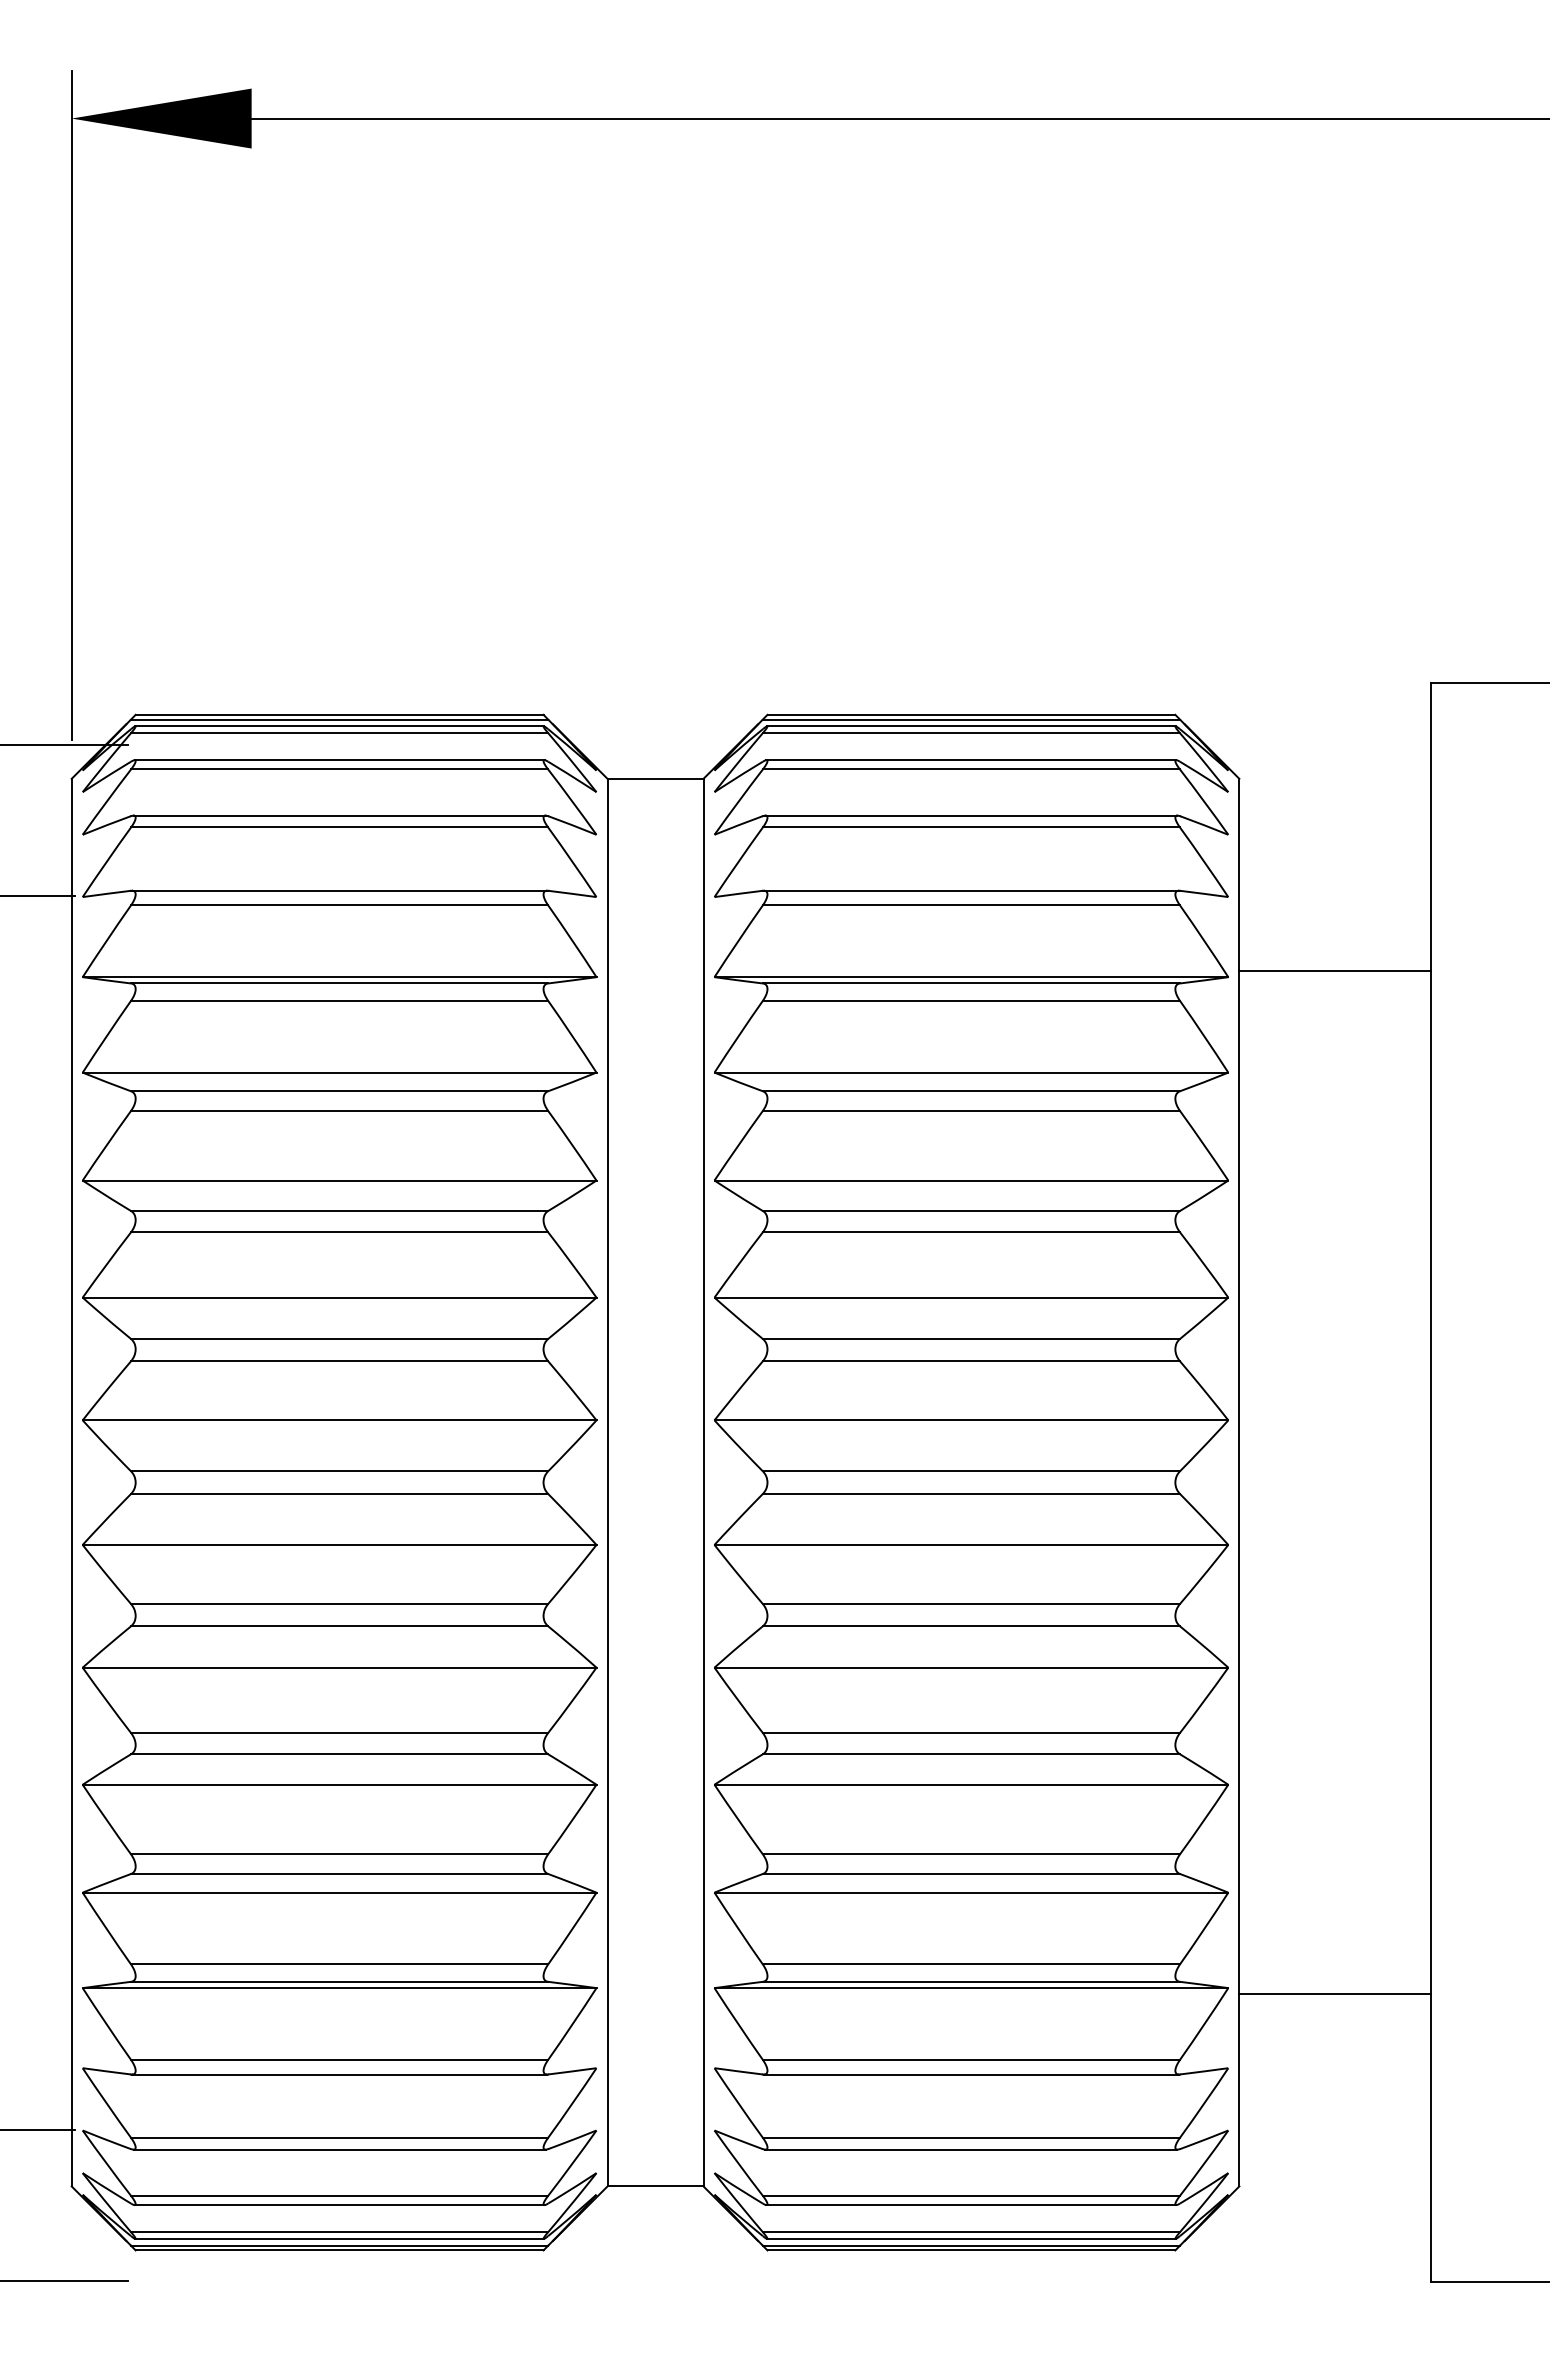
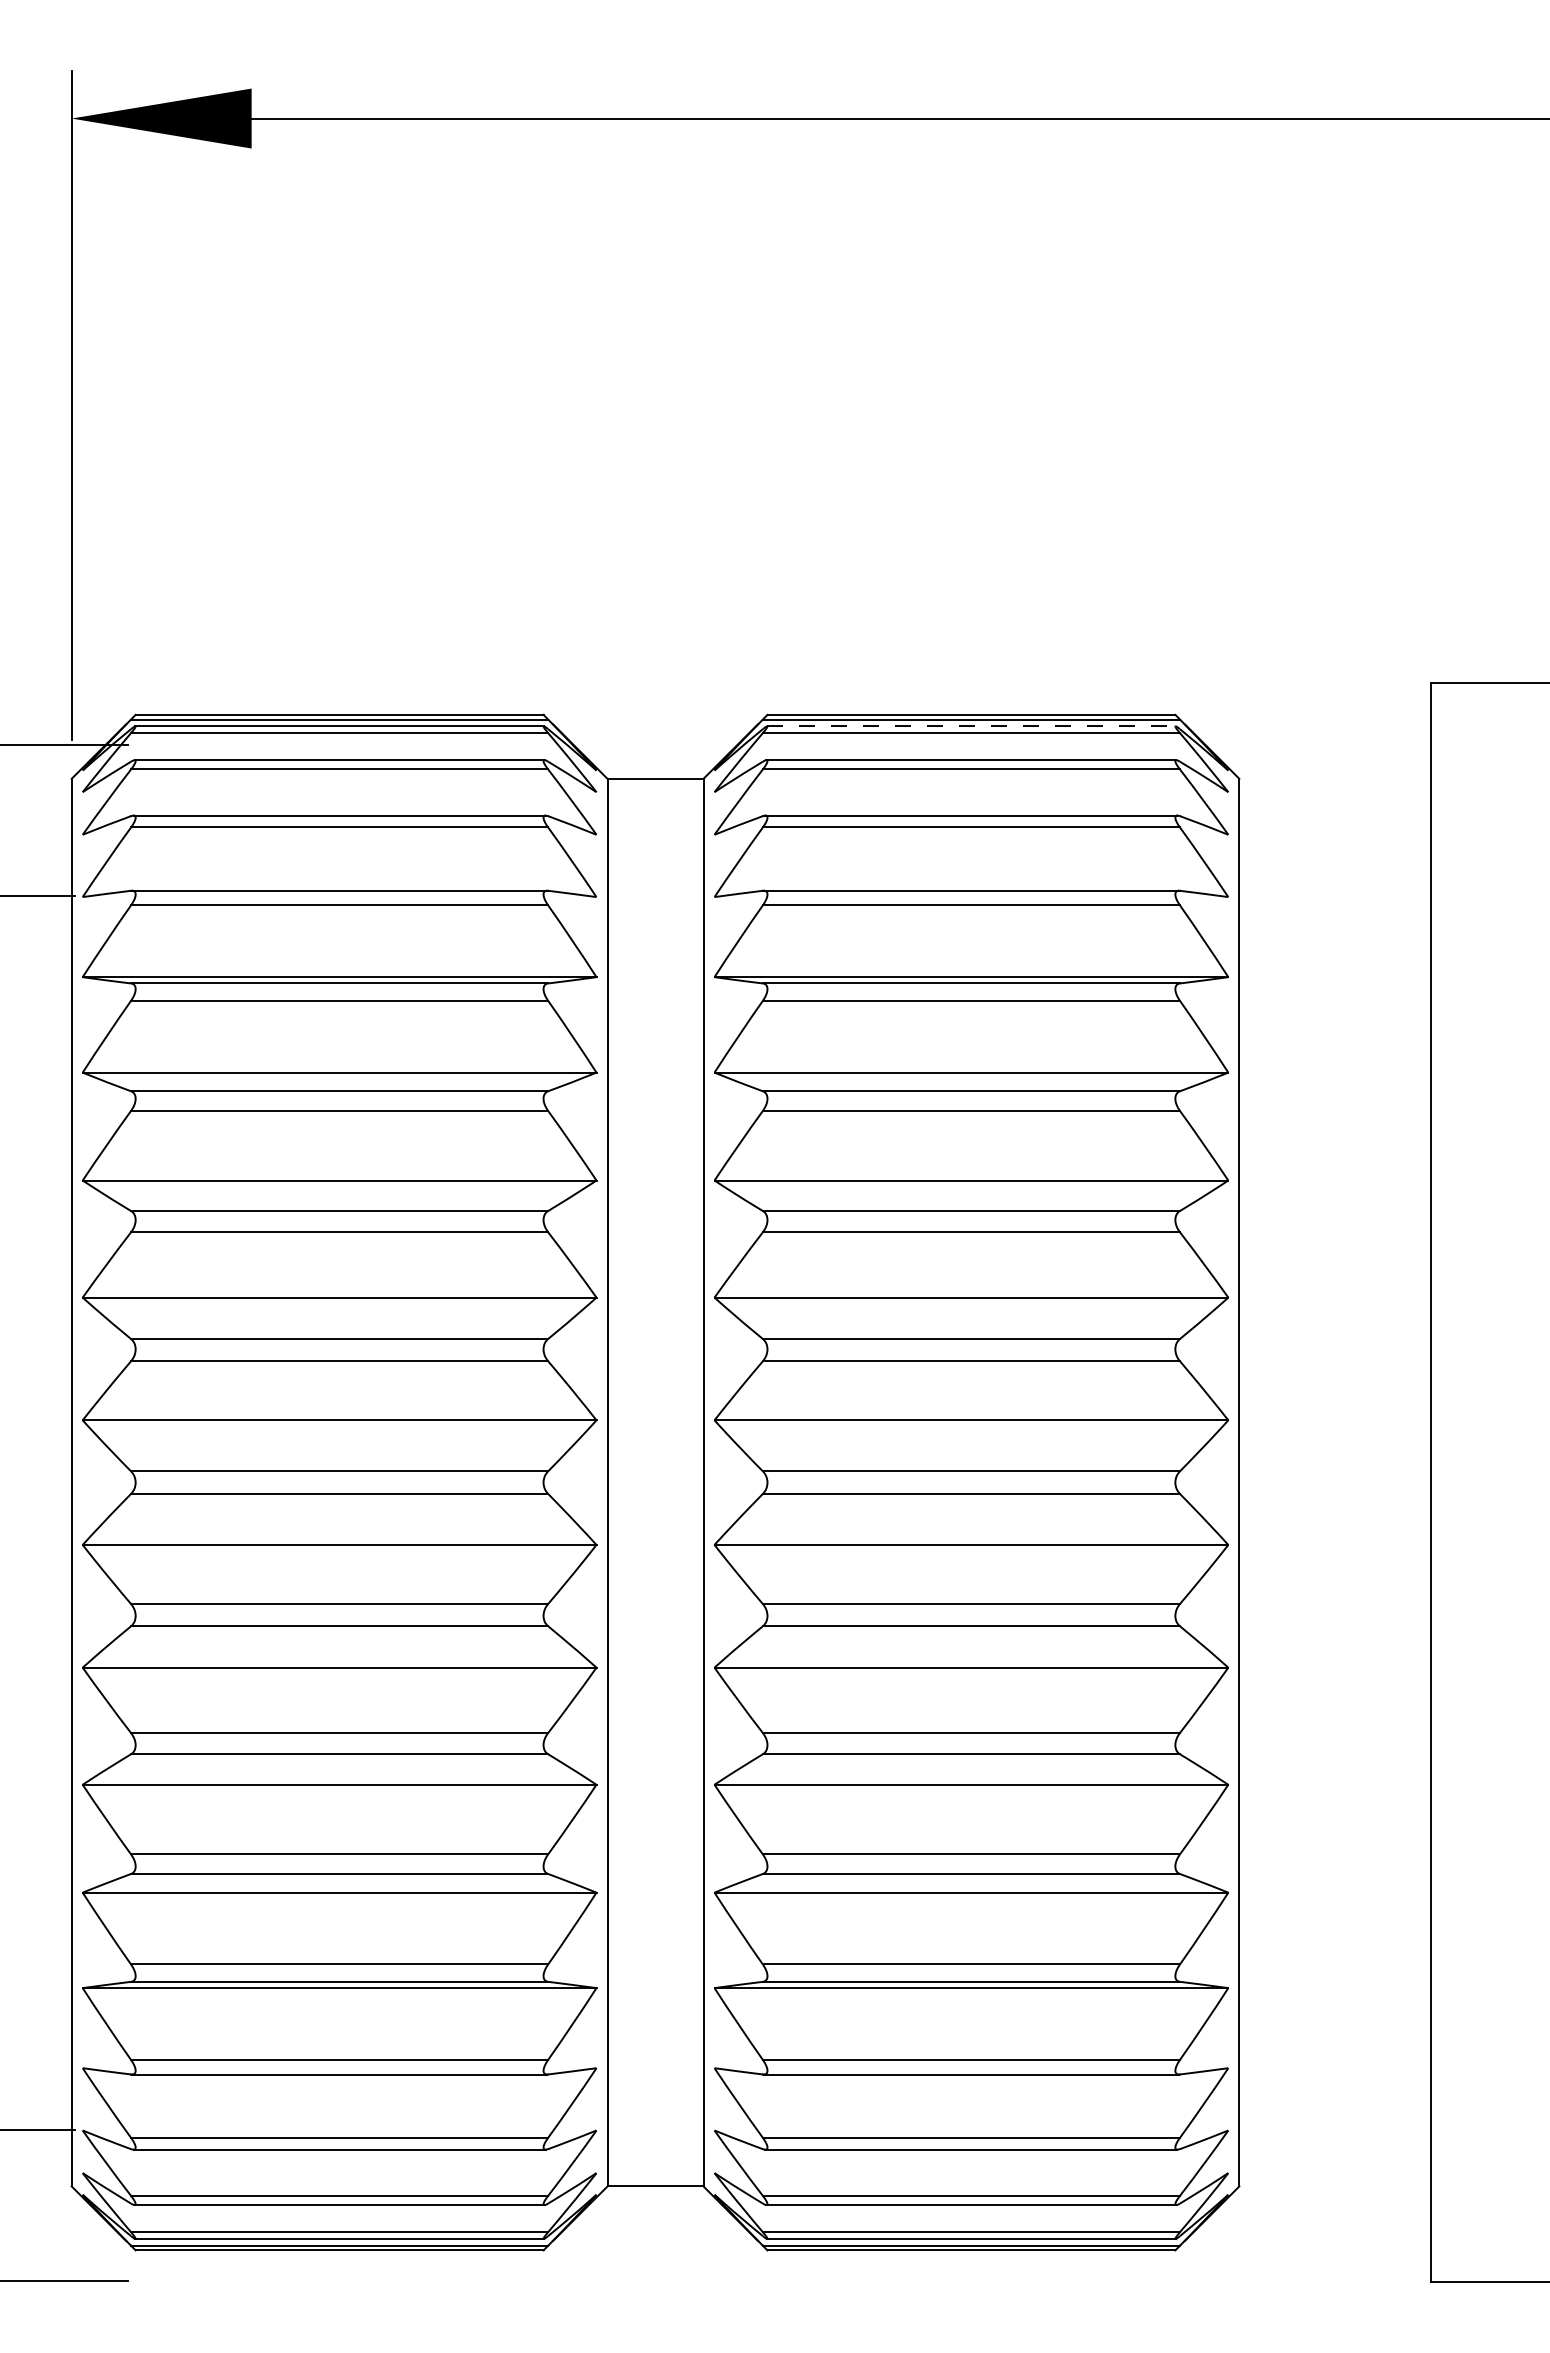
line: solid -> dashed (971, 726)
line: present -> none (1335, 970)
line: present -> none (1335, 1994)
